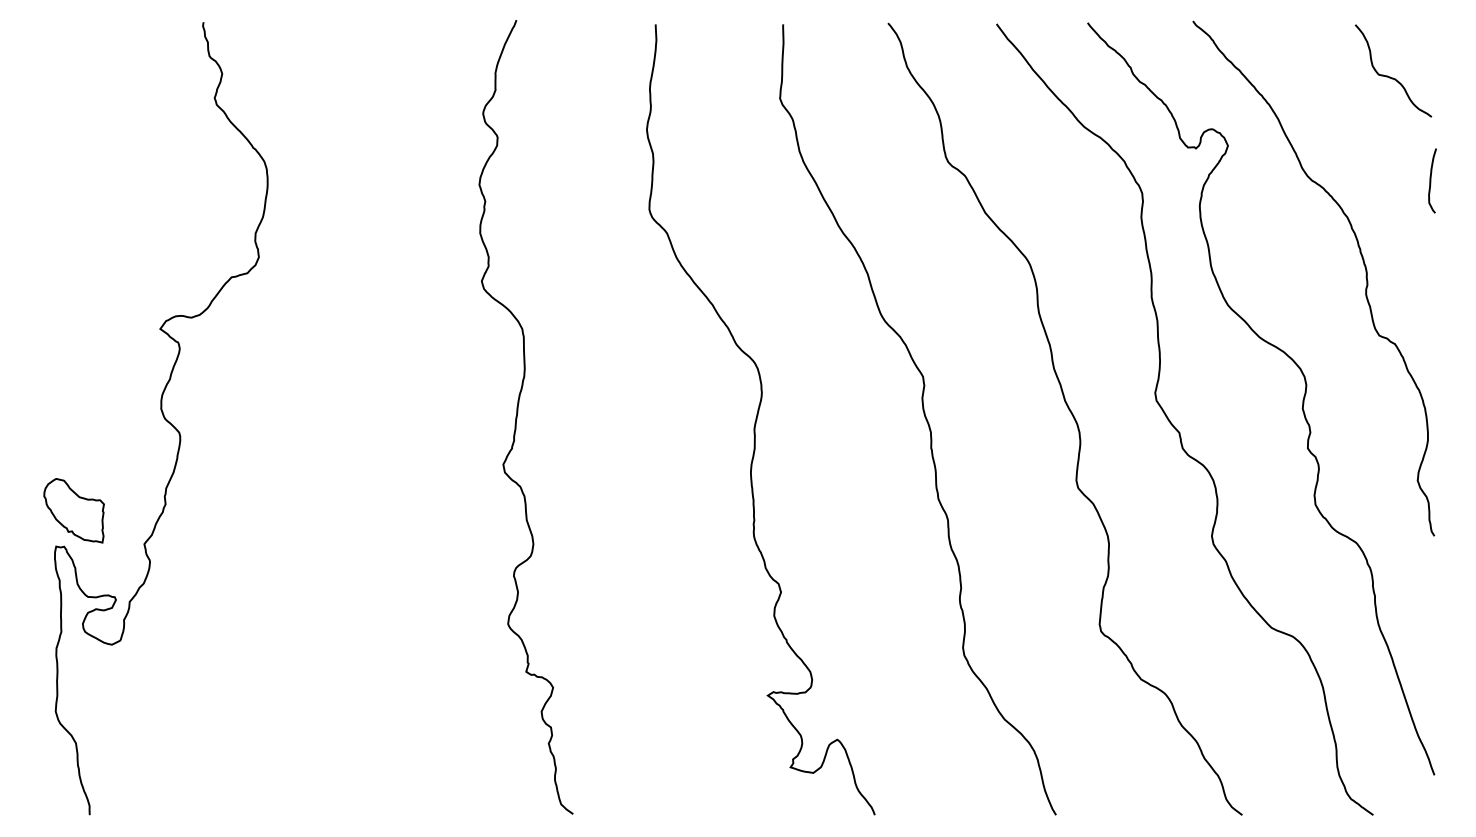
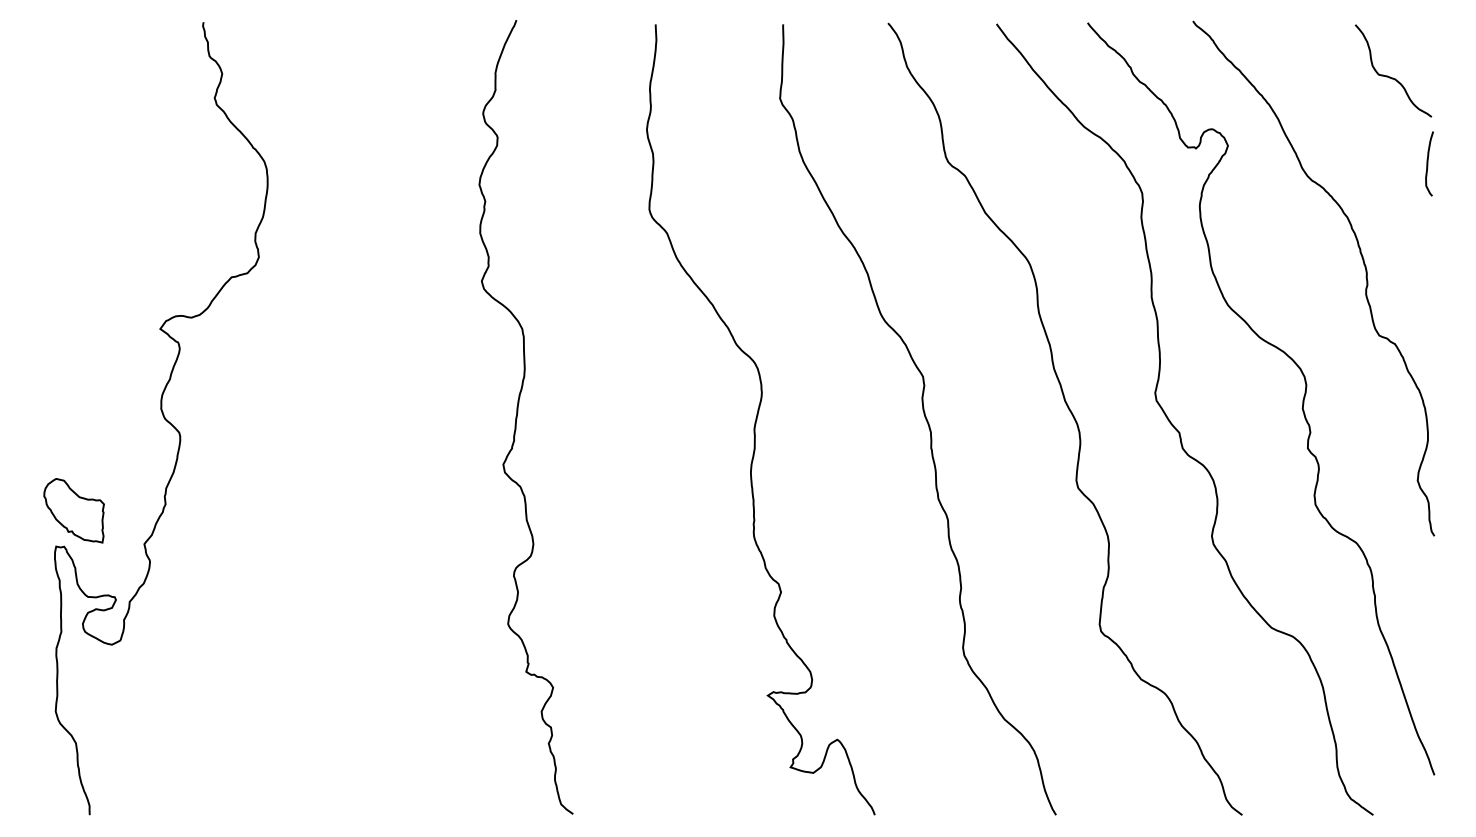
curve position: (1431, 180) -> (1428, 163) (1428, 163)
